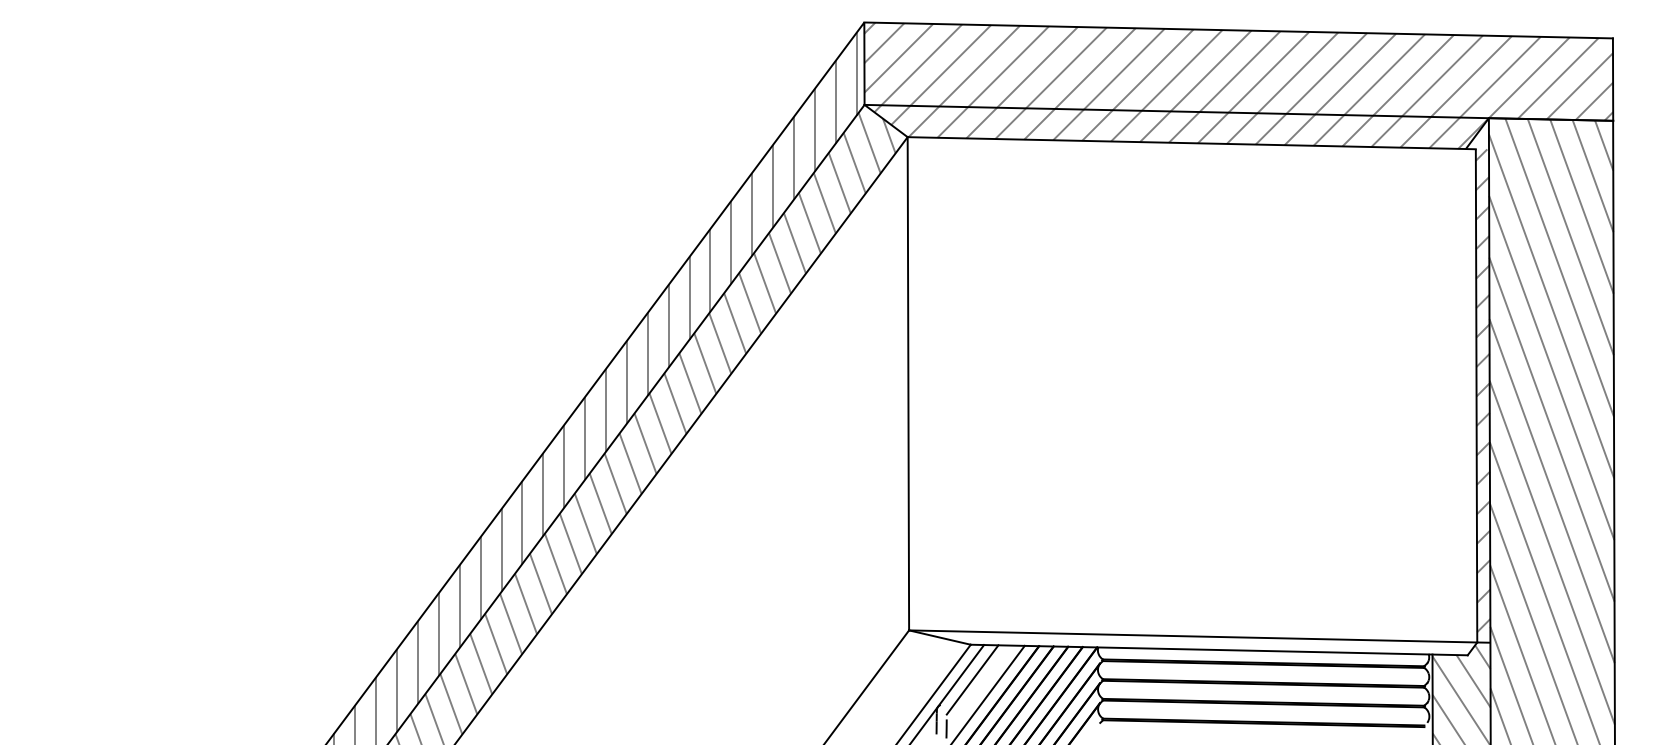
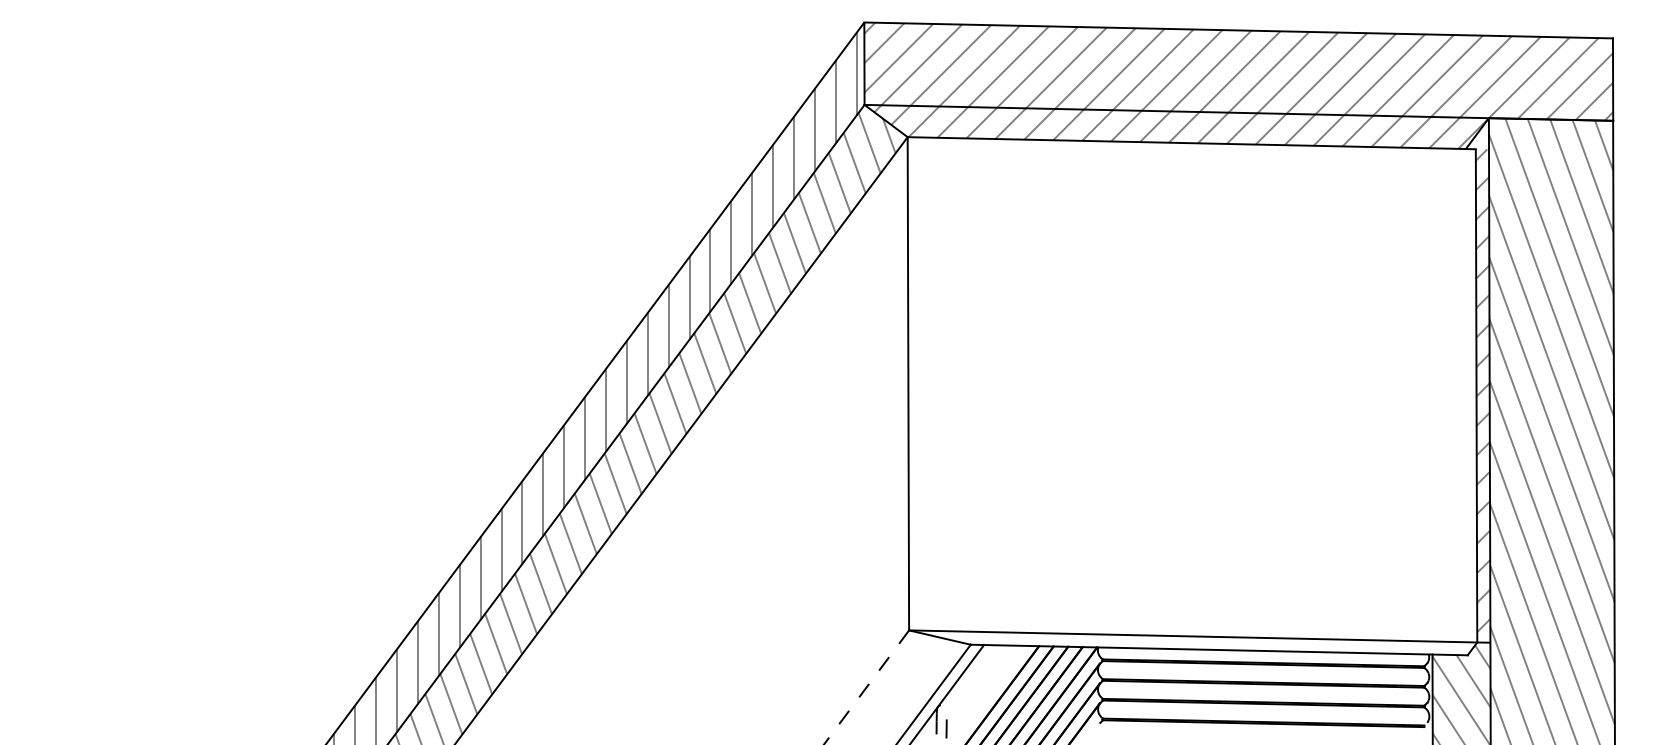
line: present -> none (972, 679)
line: solid -> dashed (866, 688)
line: present -> none (988, 693)
